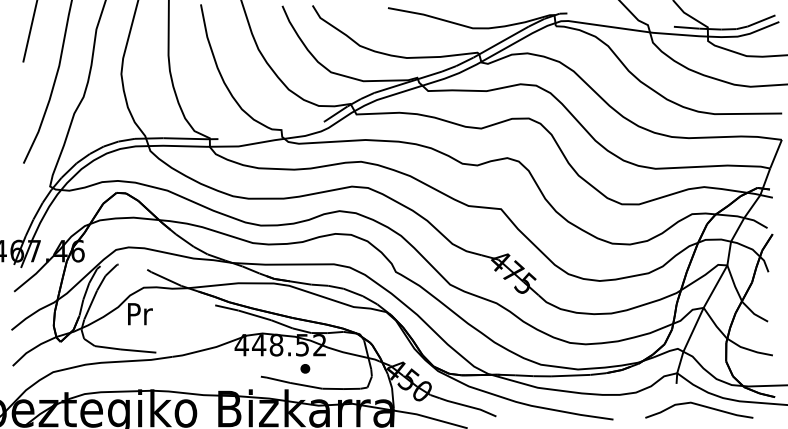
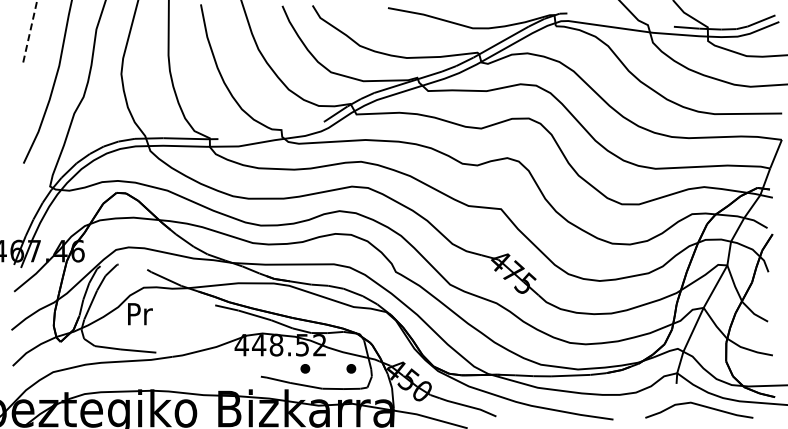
line: solid -> dashed (30, 31)
part: none -> present (351, 368)
